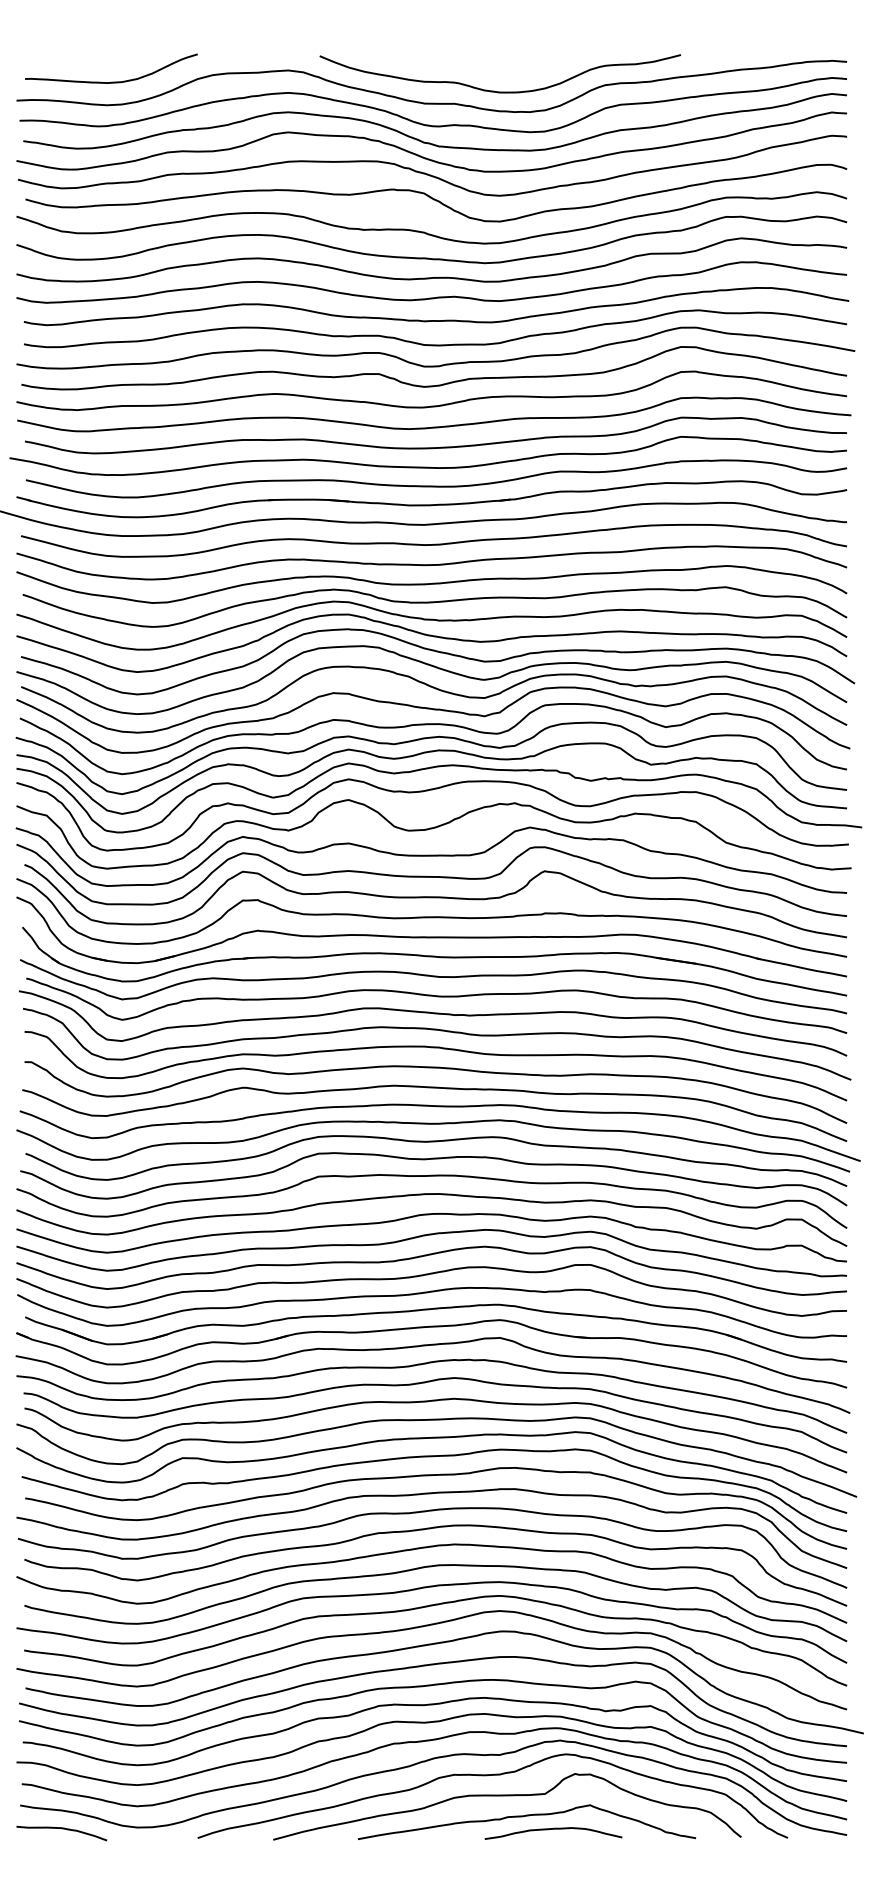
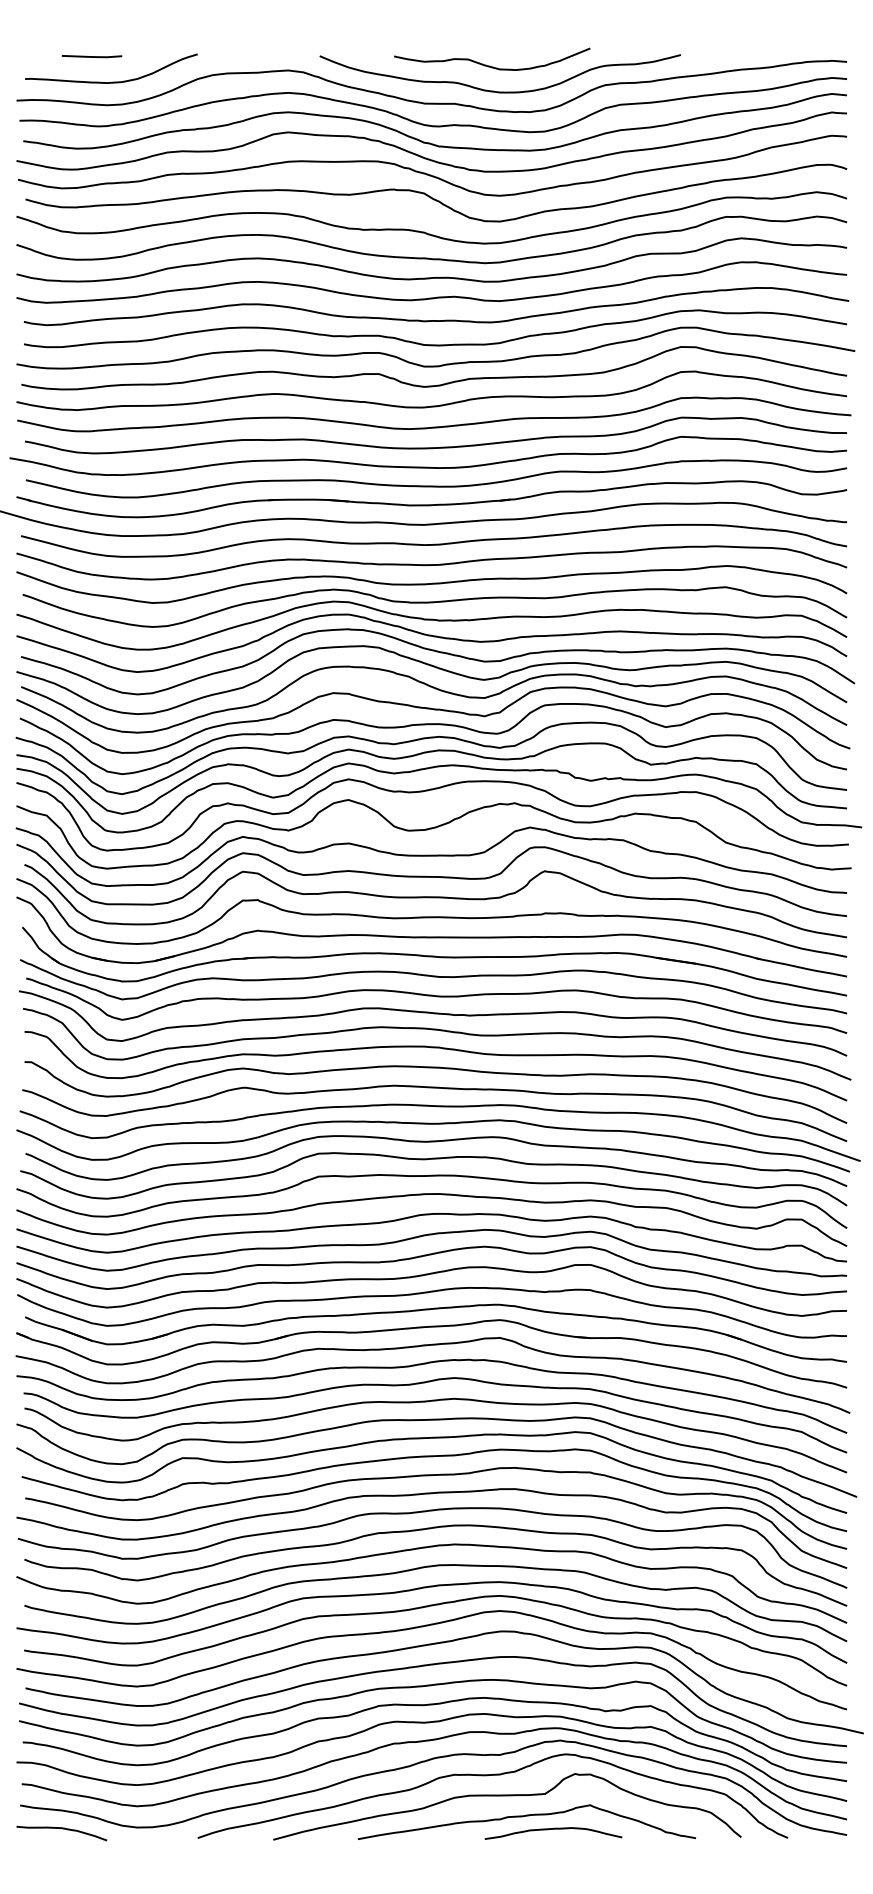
line: none -> present (91, 56)
curve: none -> present (489, 65)
